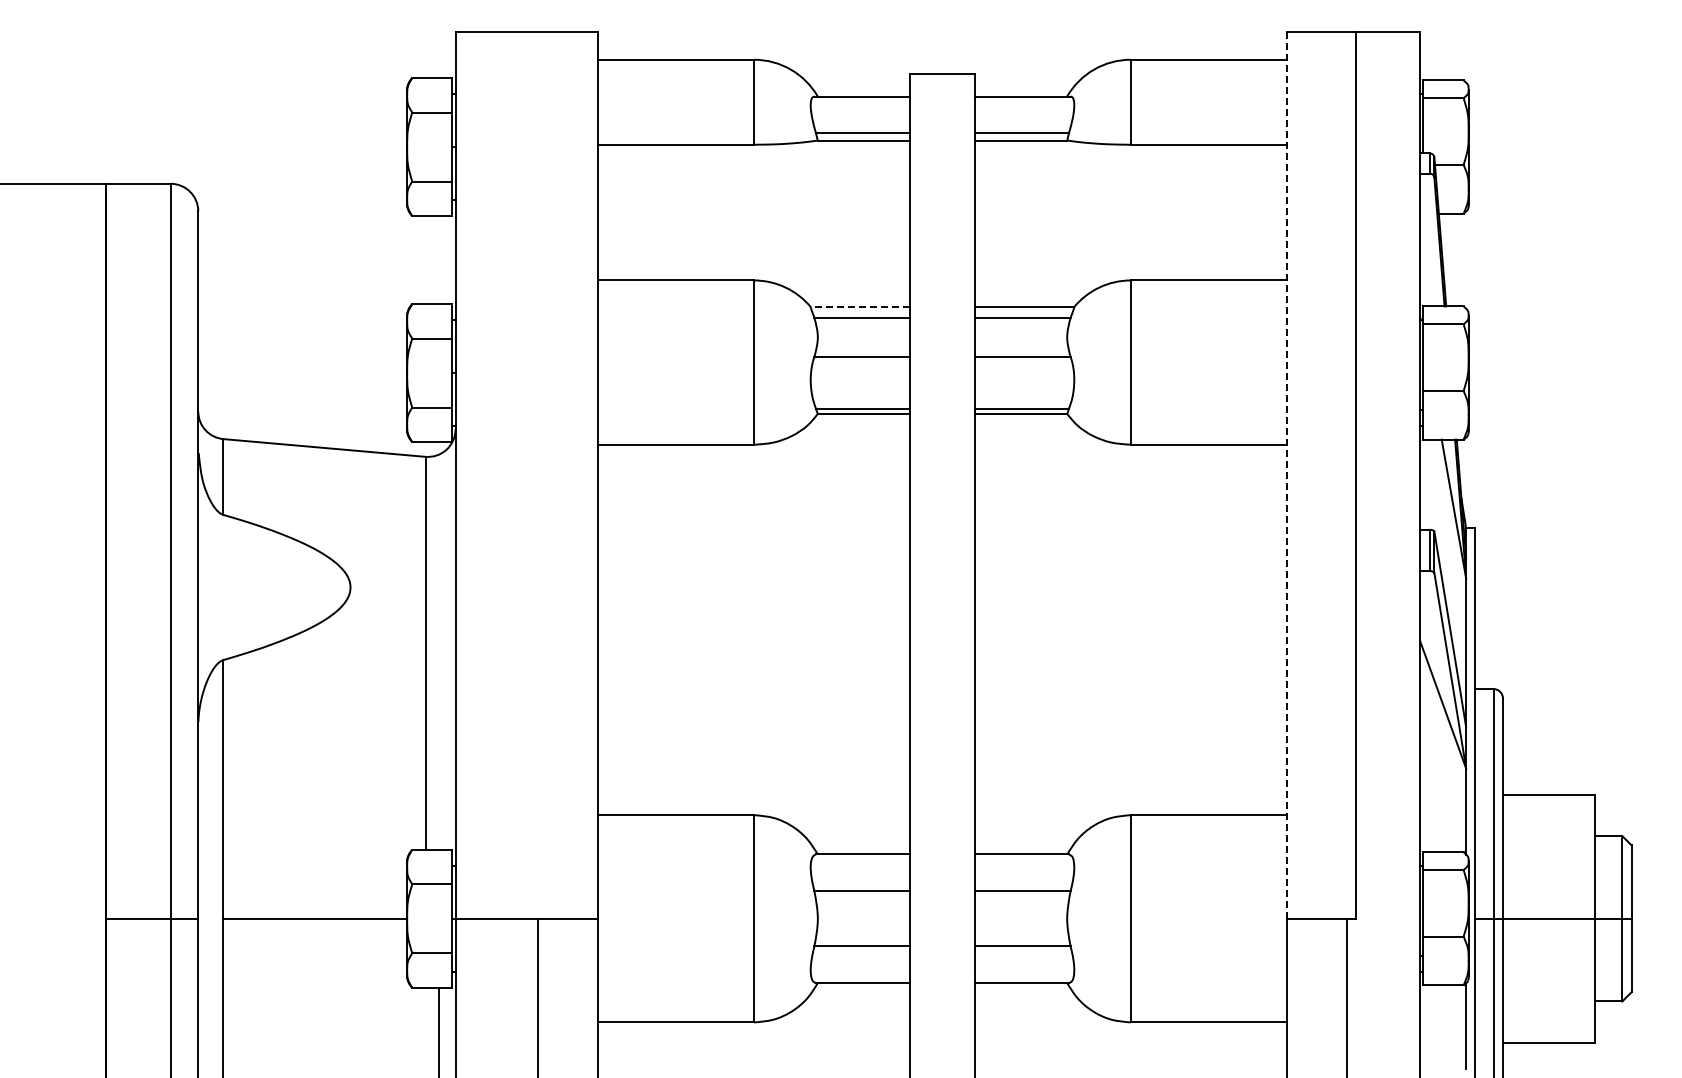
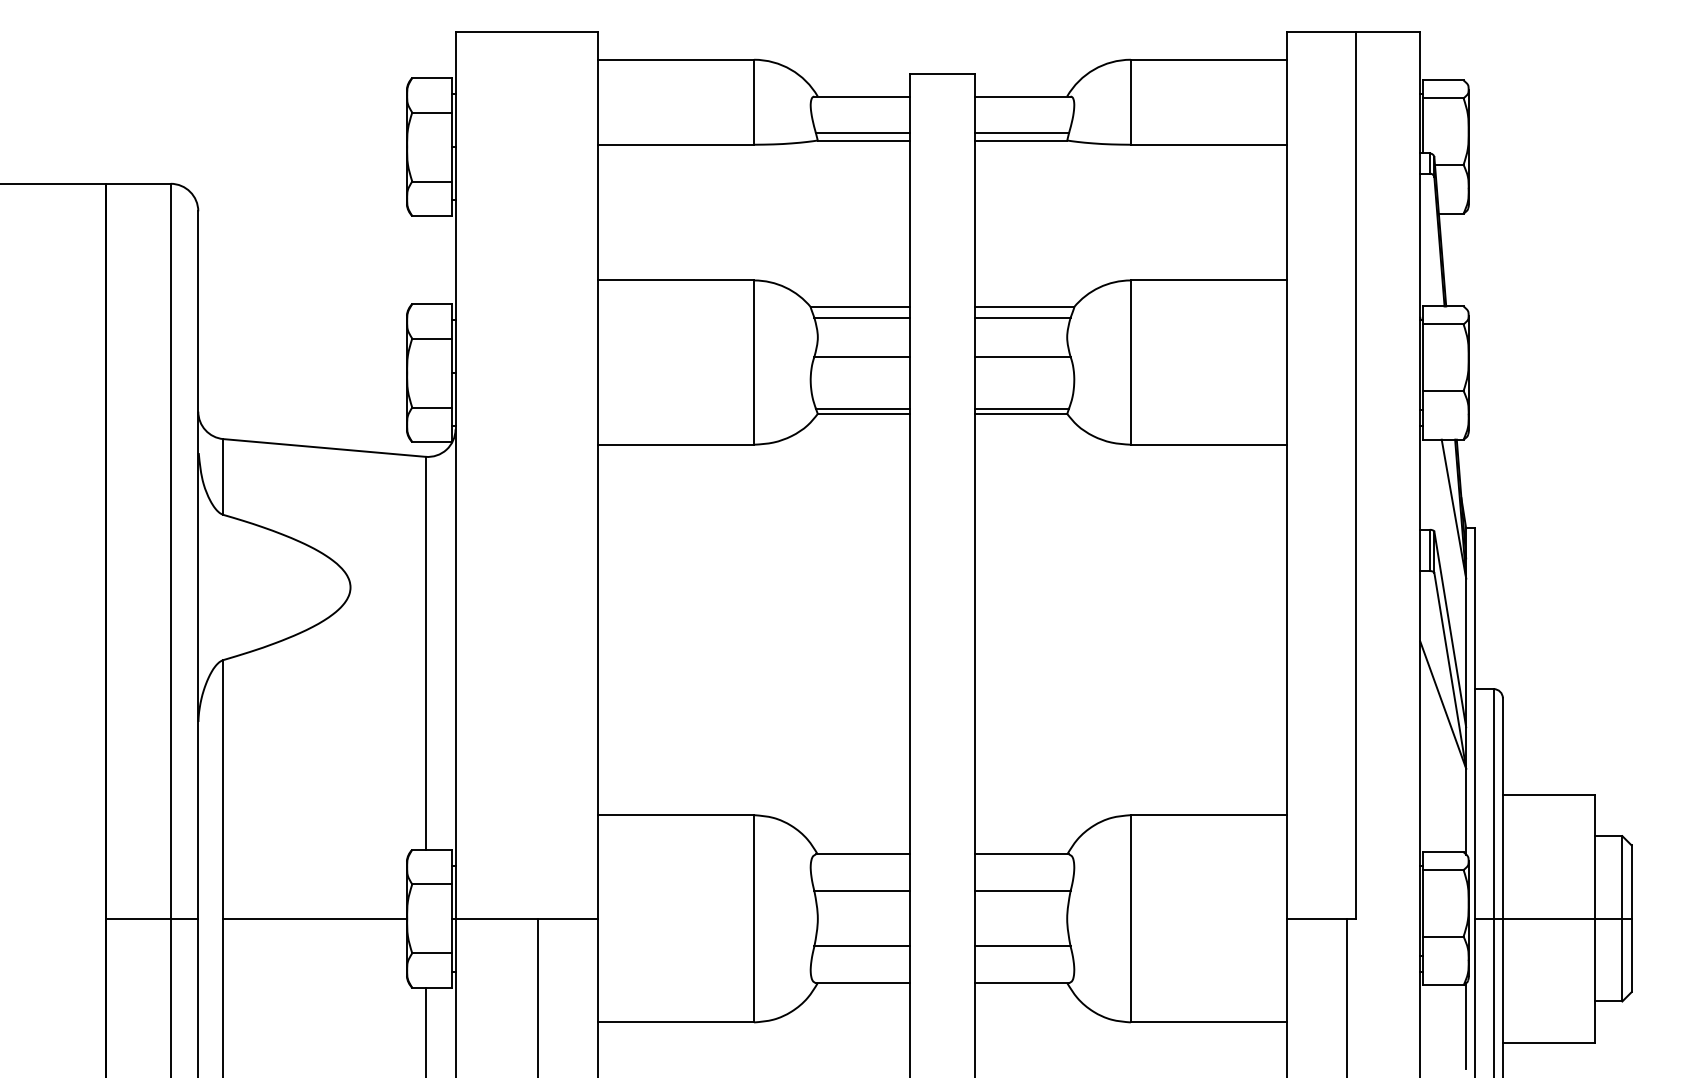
line: dashed -> solid (860, 307)
line: dashed -> solid (1287, 475)
line position: (438, 1030) -> (425, 1030) (425, 1030)
